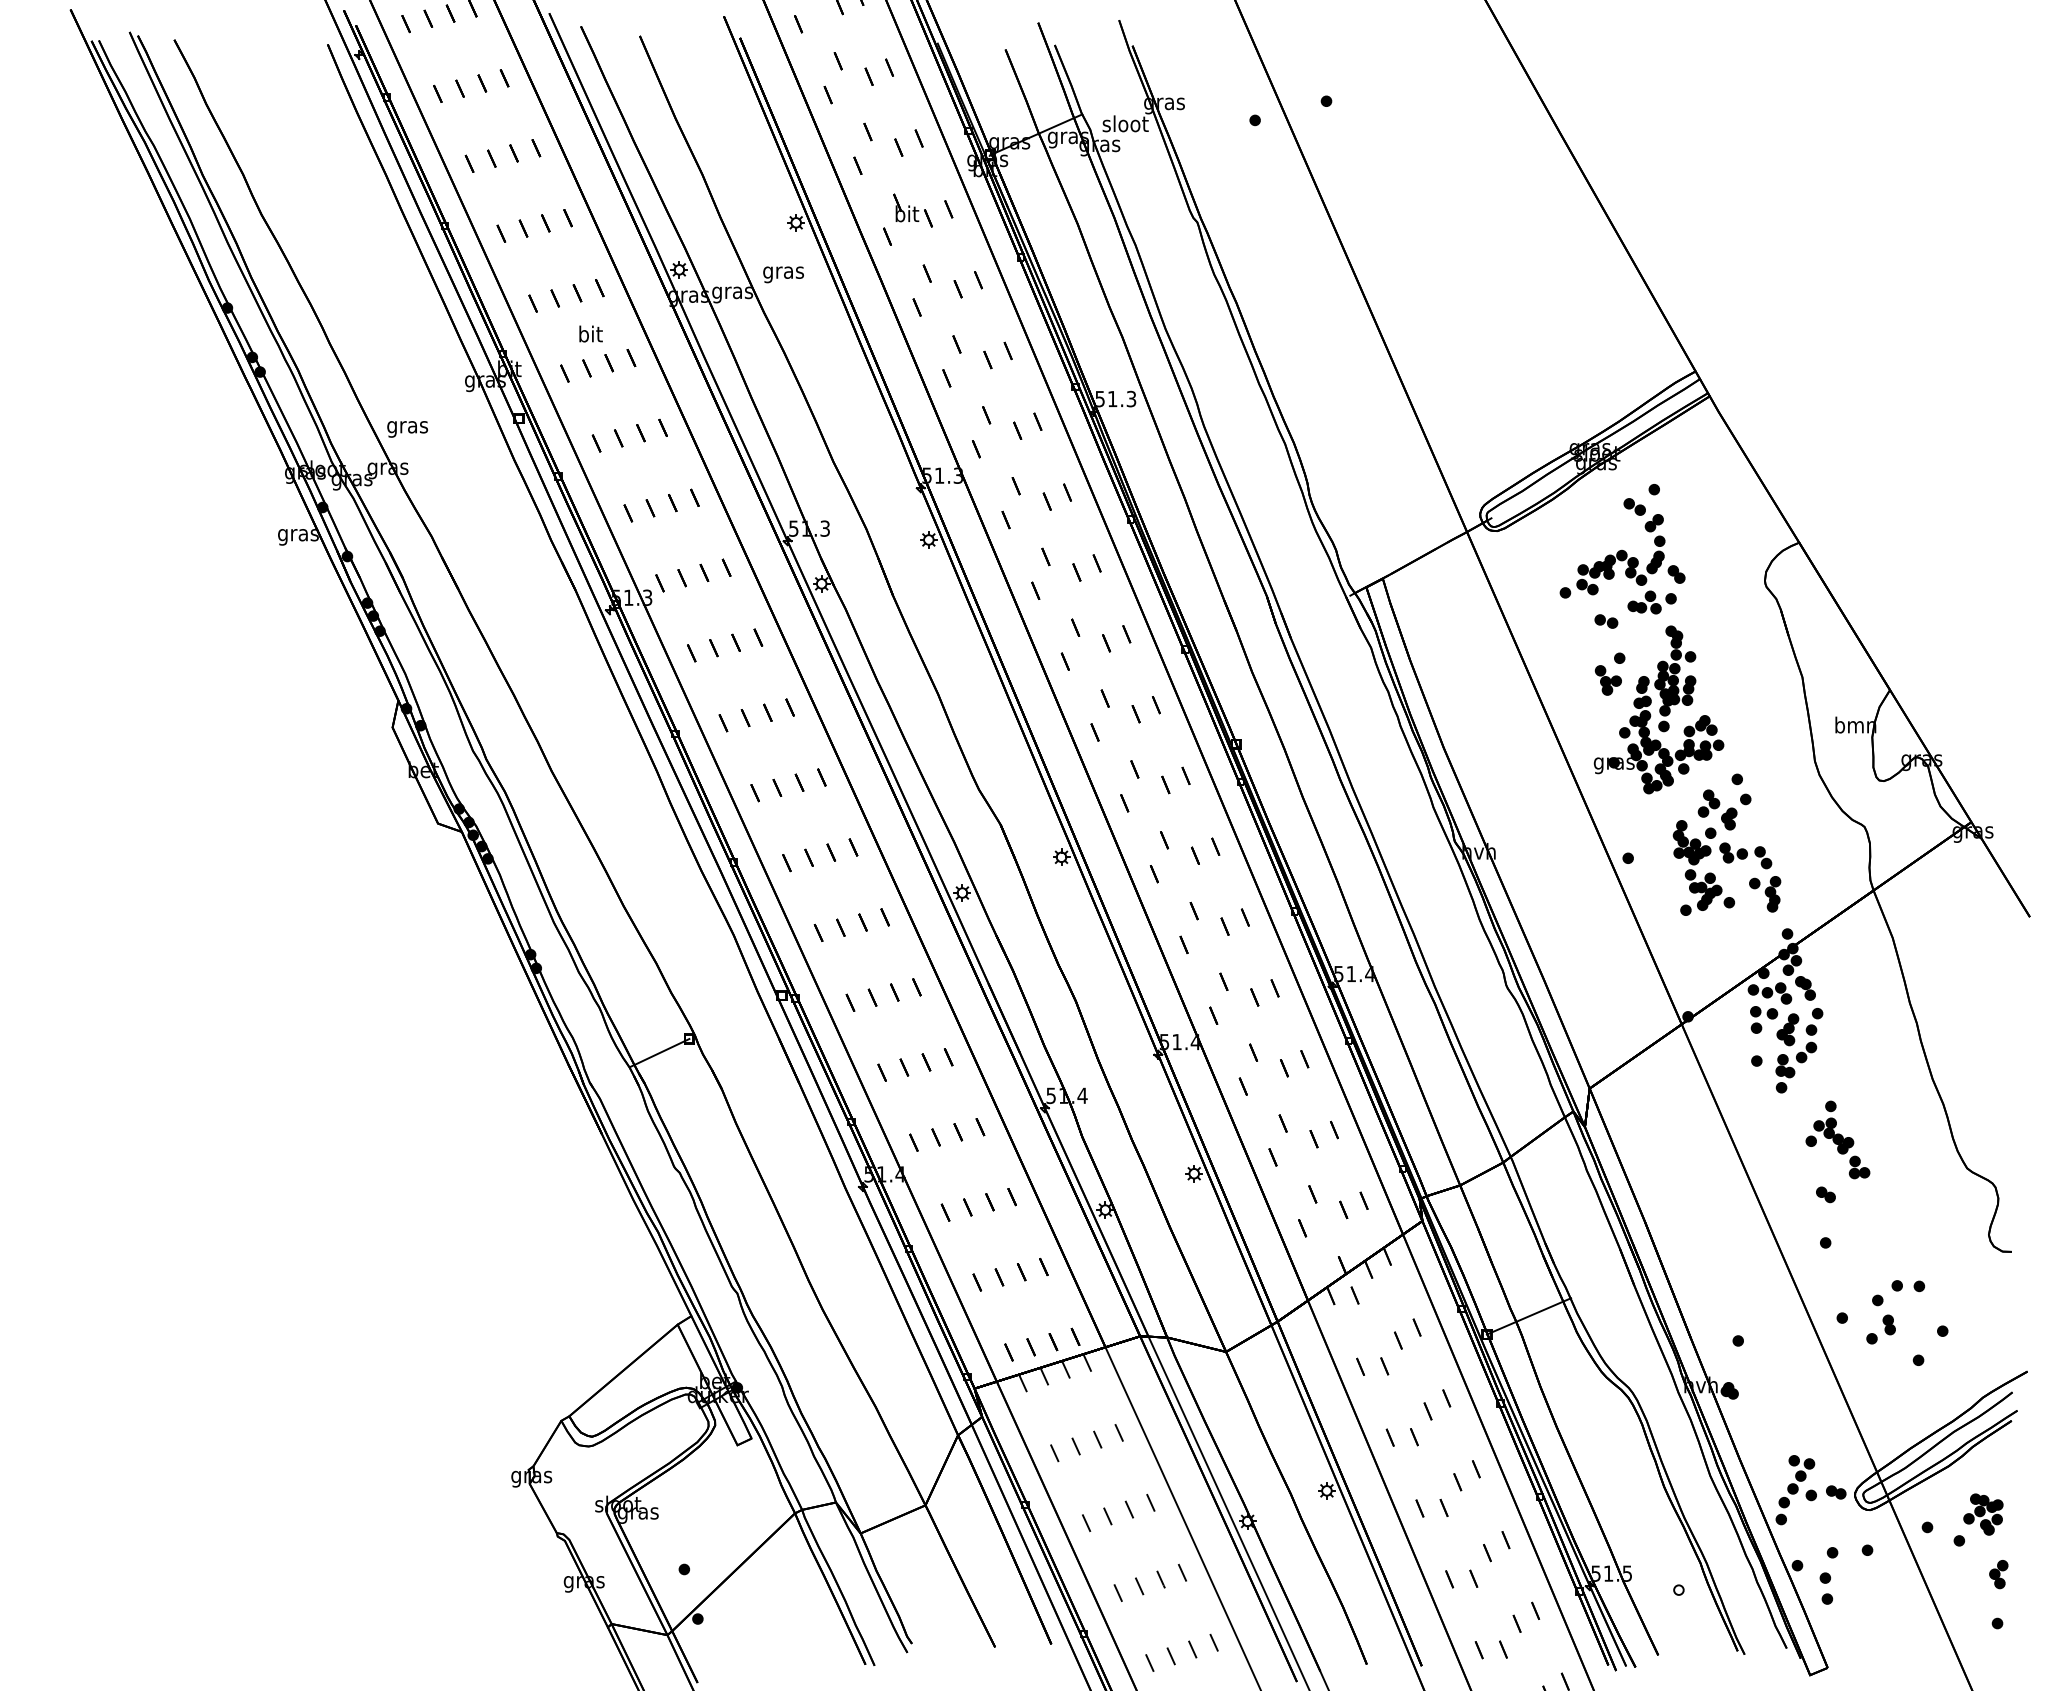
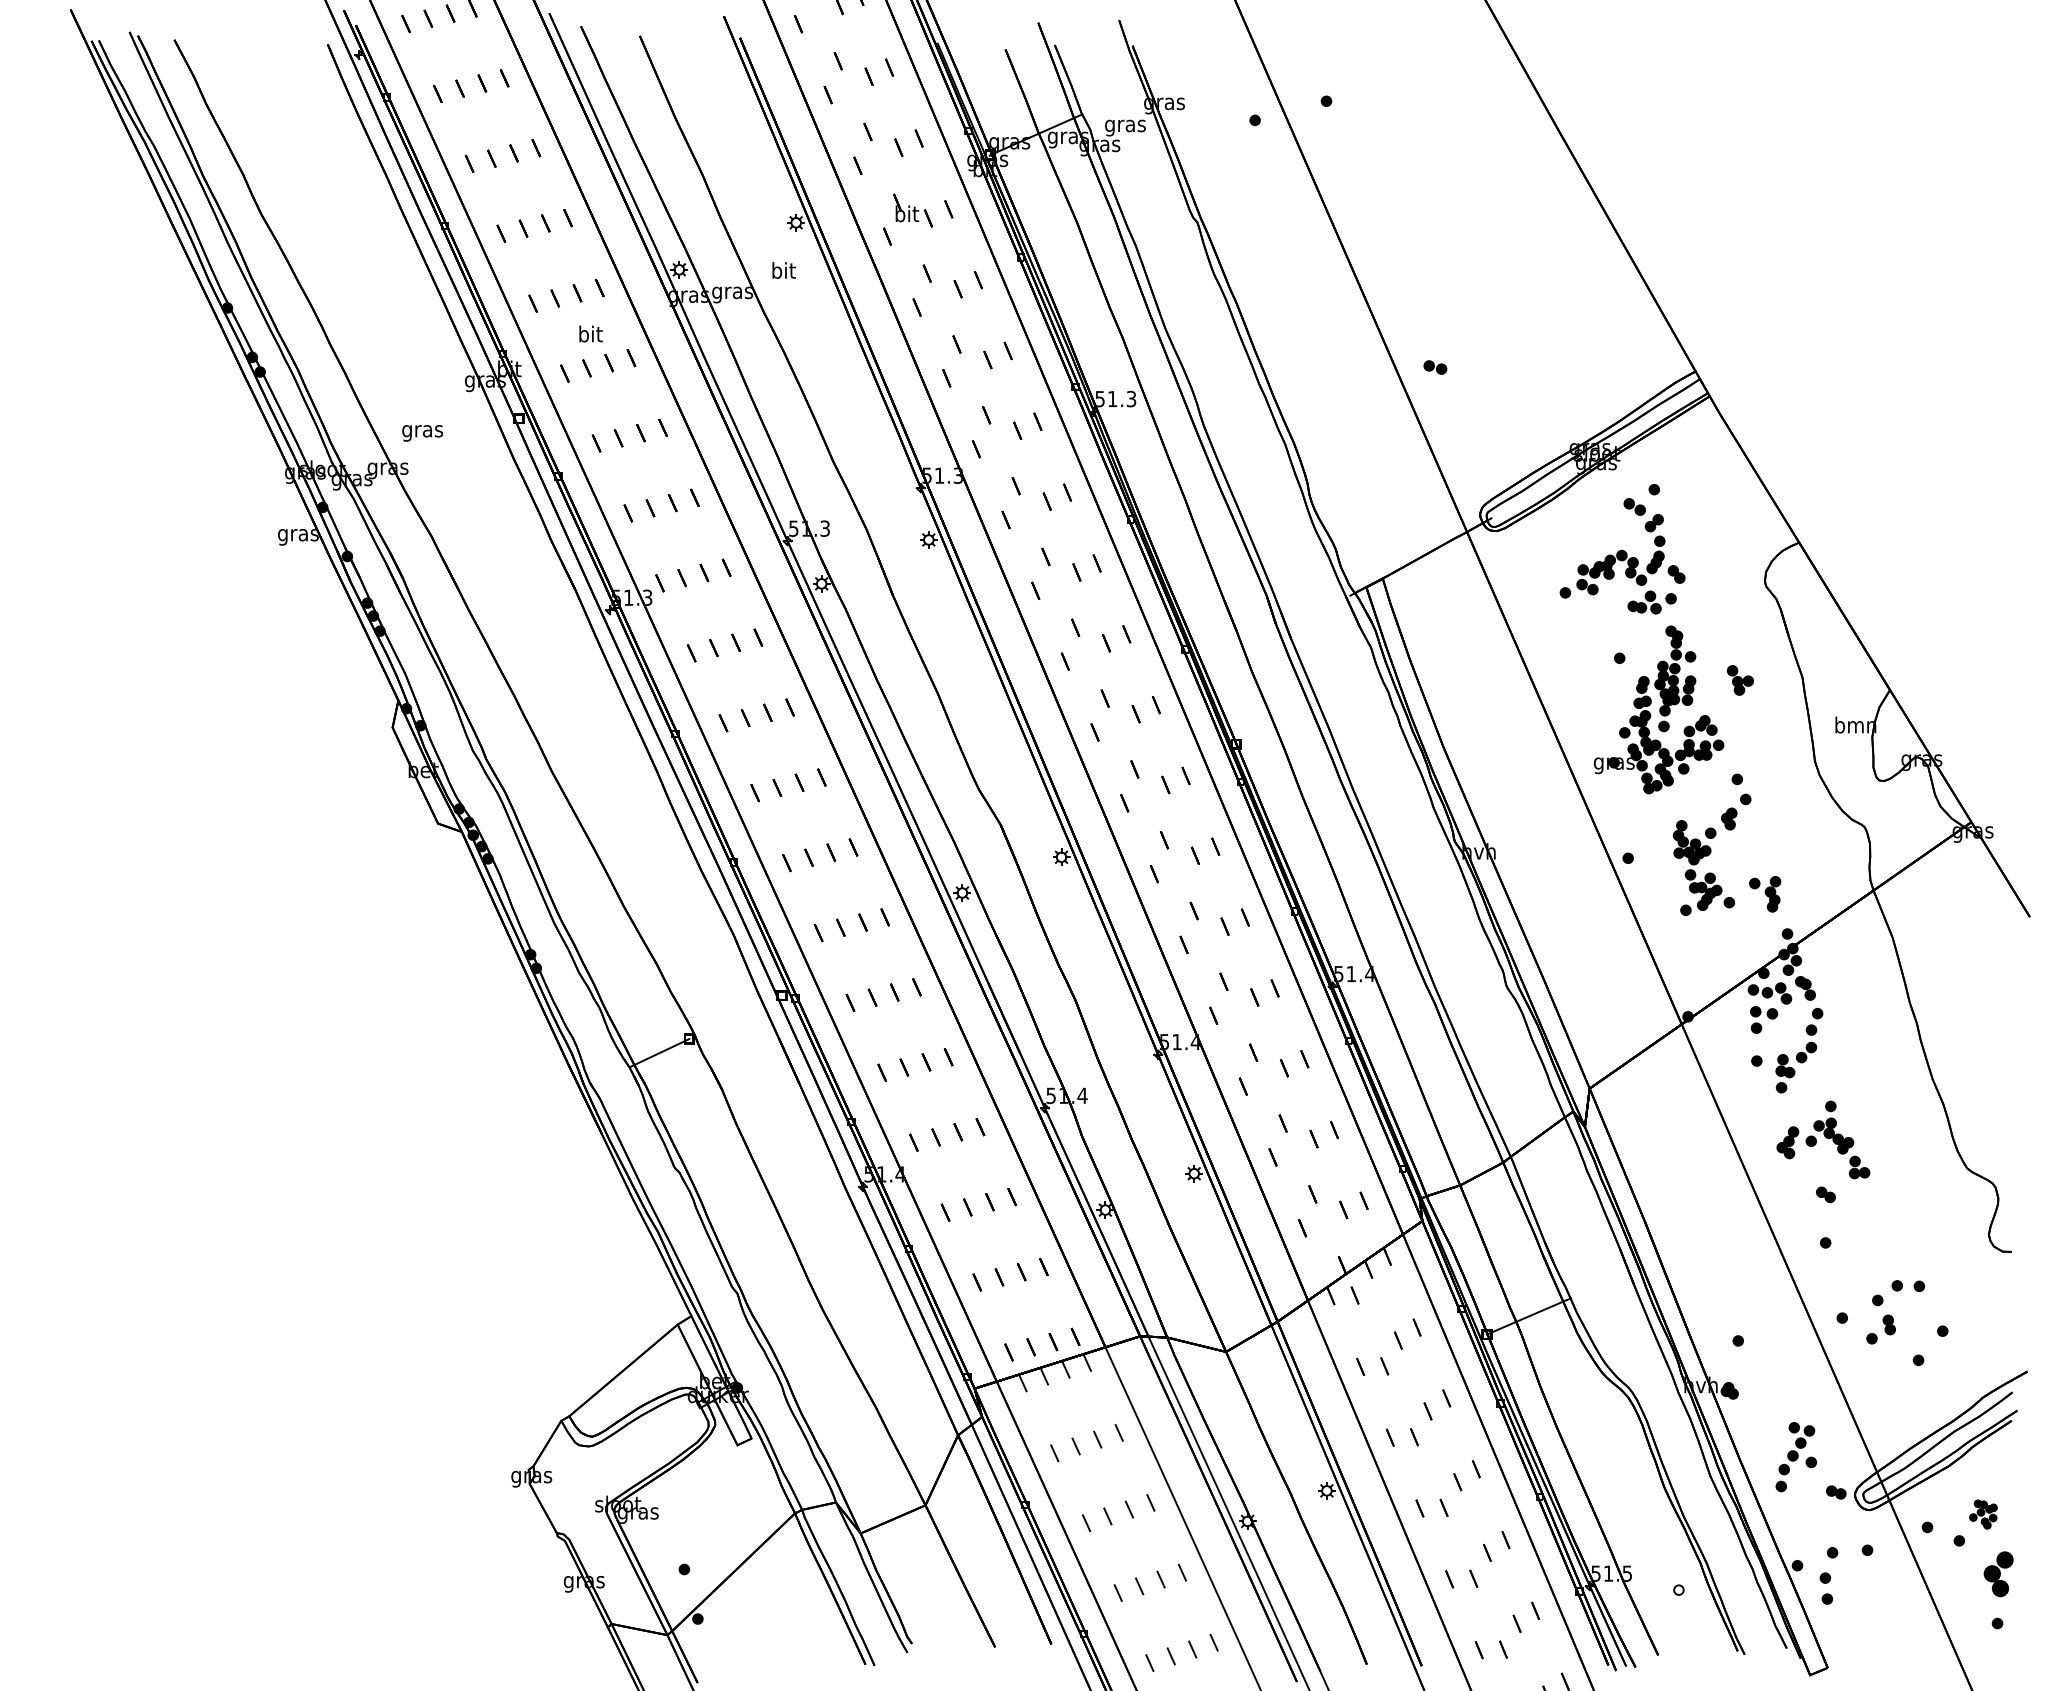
text: sloot -> gras (1125, 125)
text: gras -> bit (783, 272)
text position: (407, 429) -> (422, 433) (422, 433)
part position: (1606, 621) -> (1435, 367) (1435, 367)
part position: (1607, 680) -> (1739, 680) (1739, 680)
part: present -> none (1708, 803)
part: present -> none (1745, 855)
part position: (1787, 1029) -> (1787, 1142) (1787, 1142)
part position: (1795, 1490) -> (1795, 1457) (1795, 1457)
part size: 41x43 px -> 29x31 px (1983, 1514)
part size: 20x30 px -> 31x47 px (1998, 1574)
